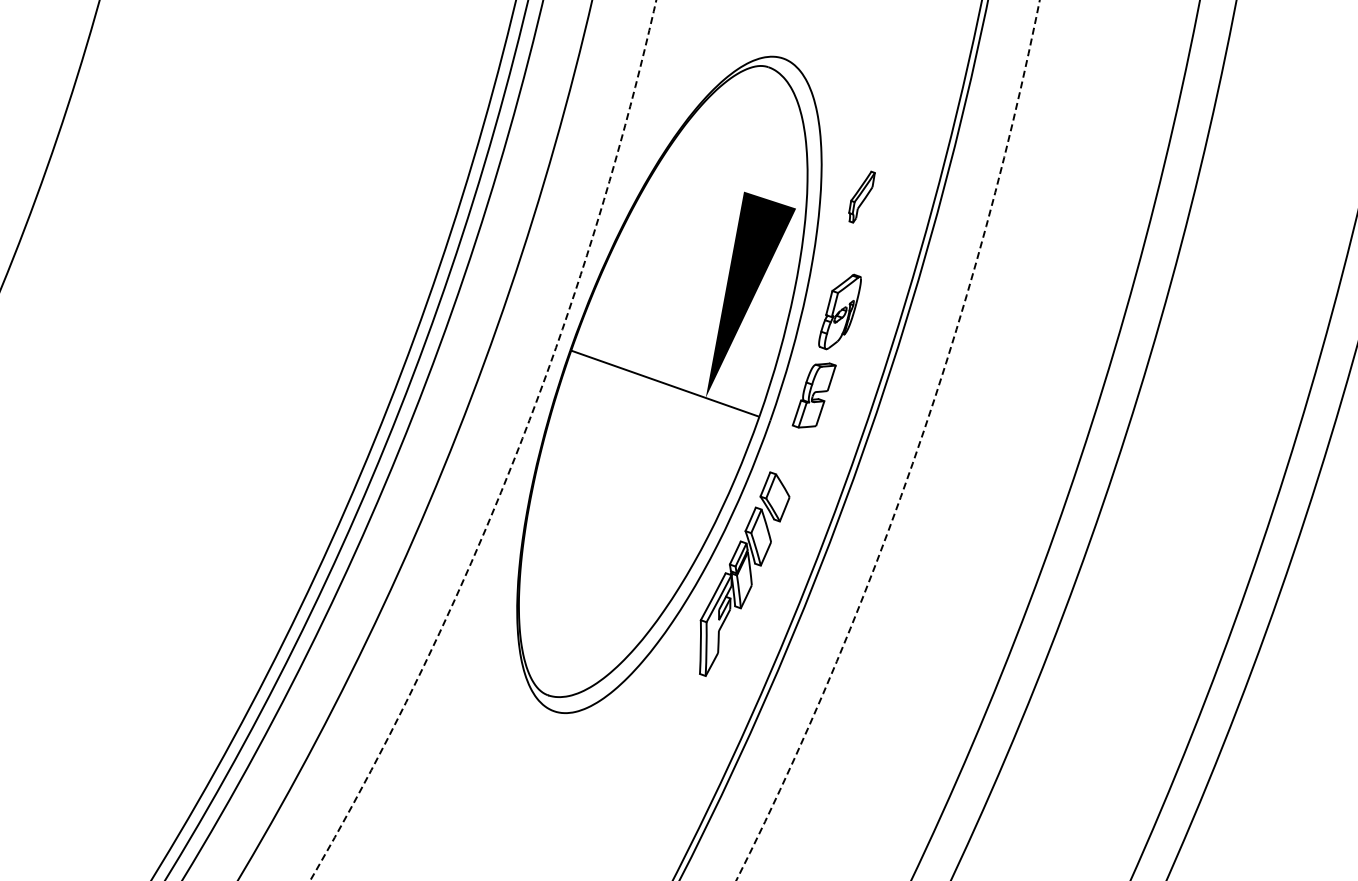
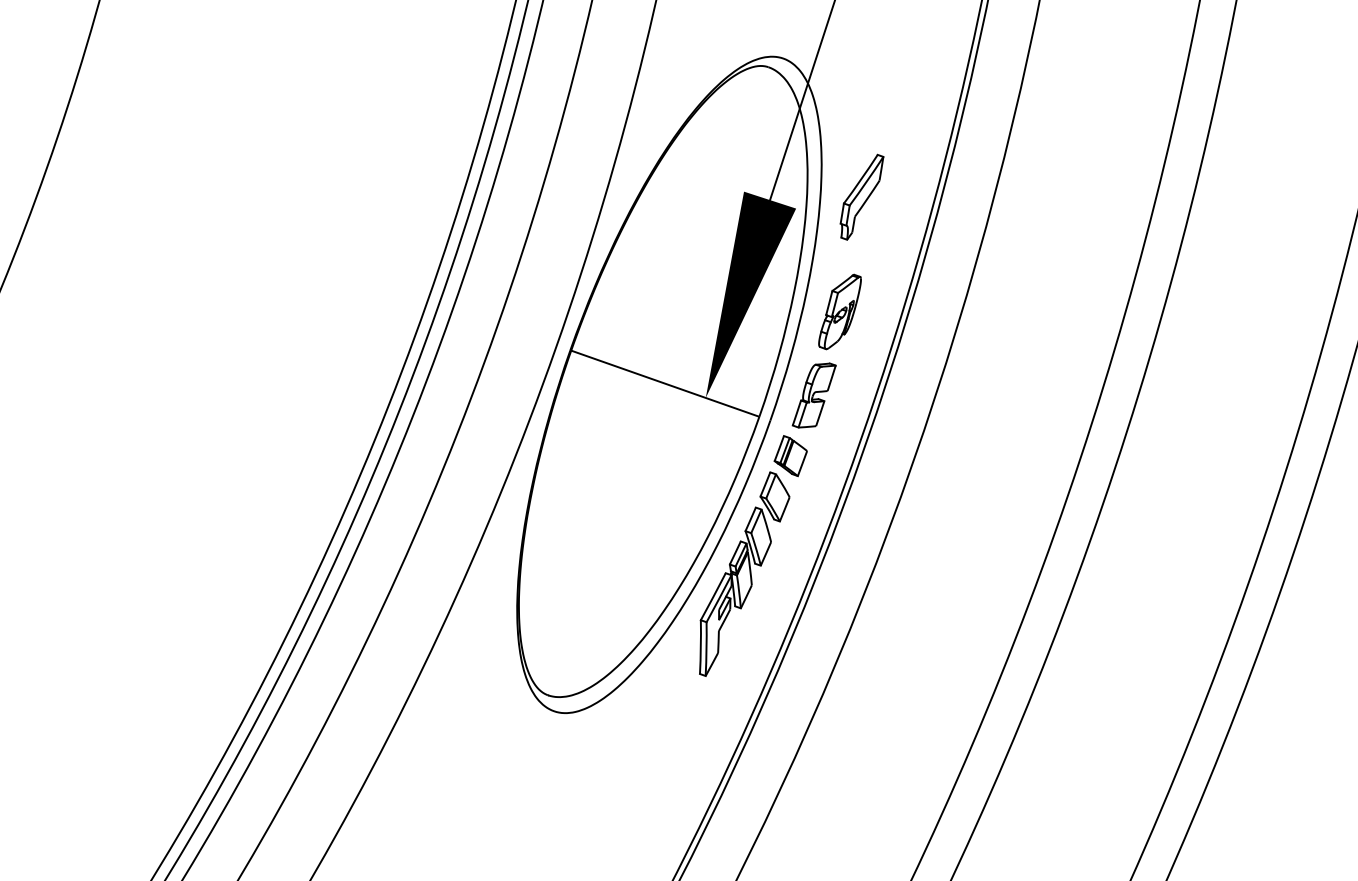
line: none -> present (802, 101)
part size: 28x54 px -> 46x88 px (861, 196)
circle: dashed -> solid (483, 440)
arc: dashed -> solid (916, 452)
part: none -> present (790, 456)
